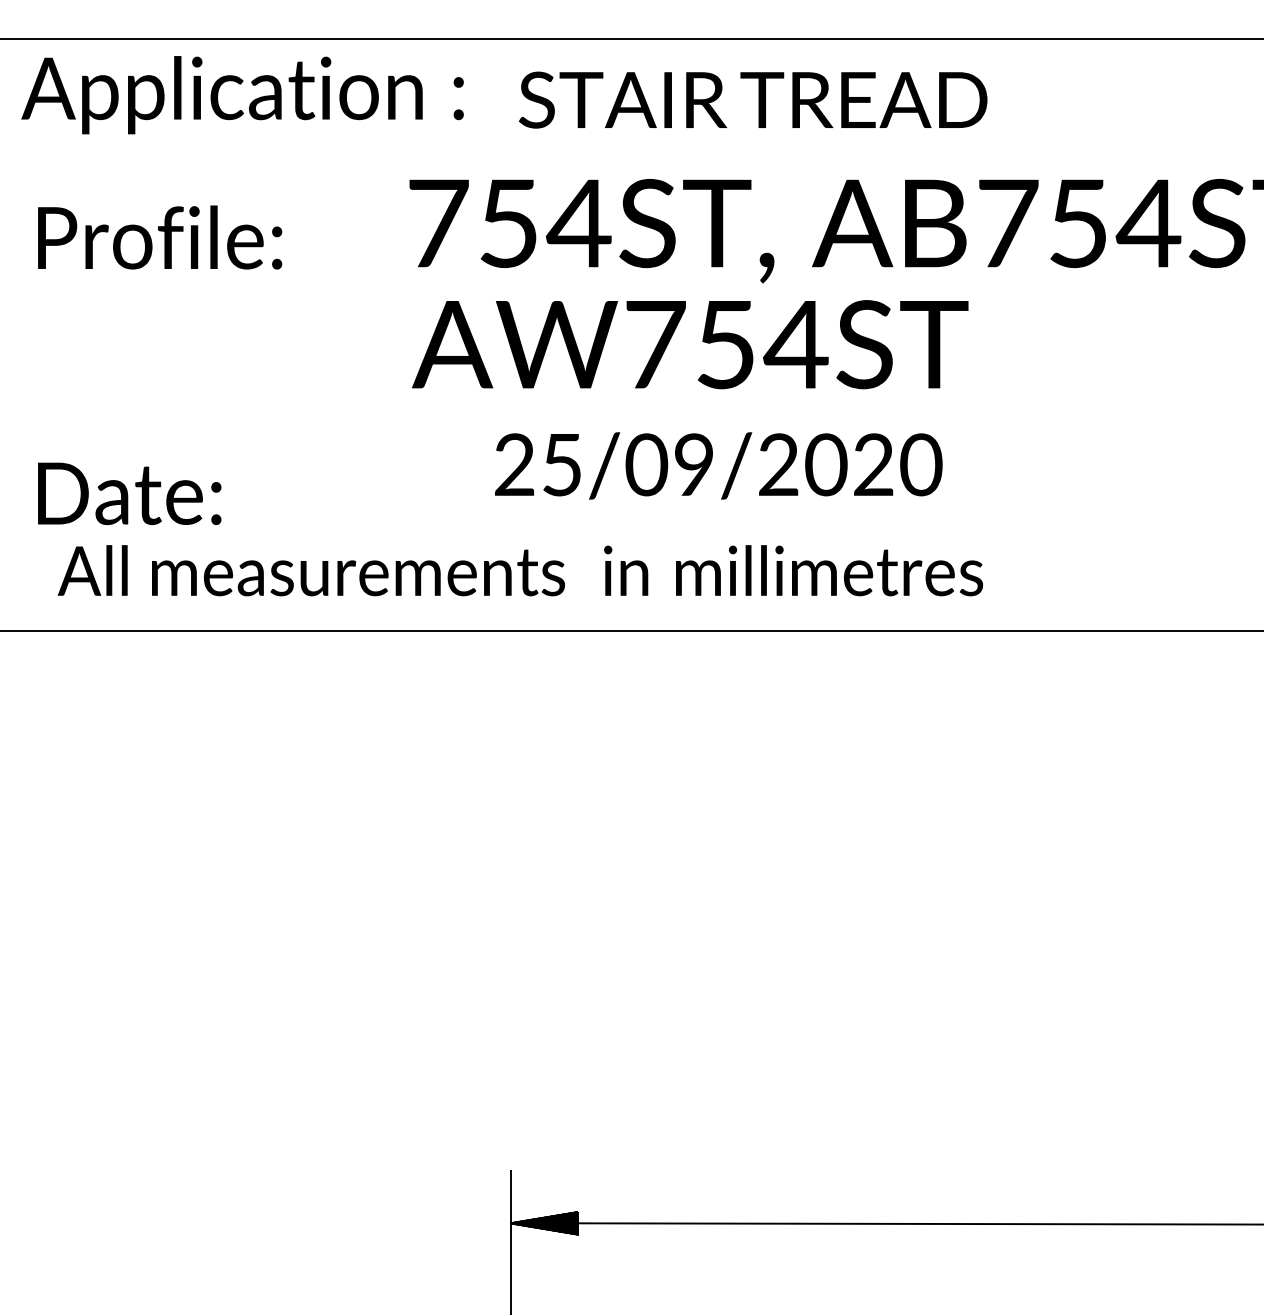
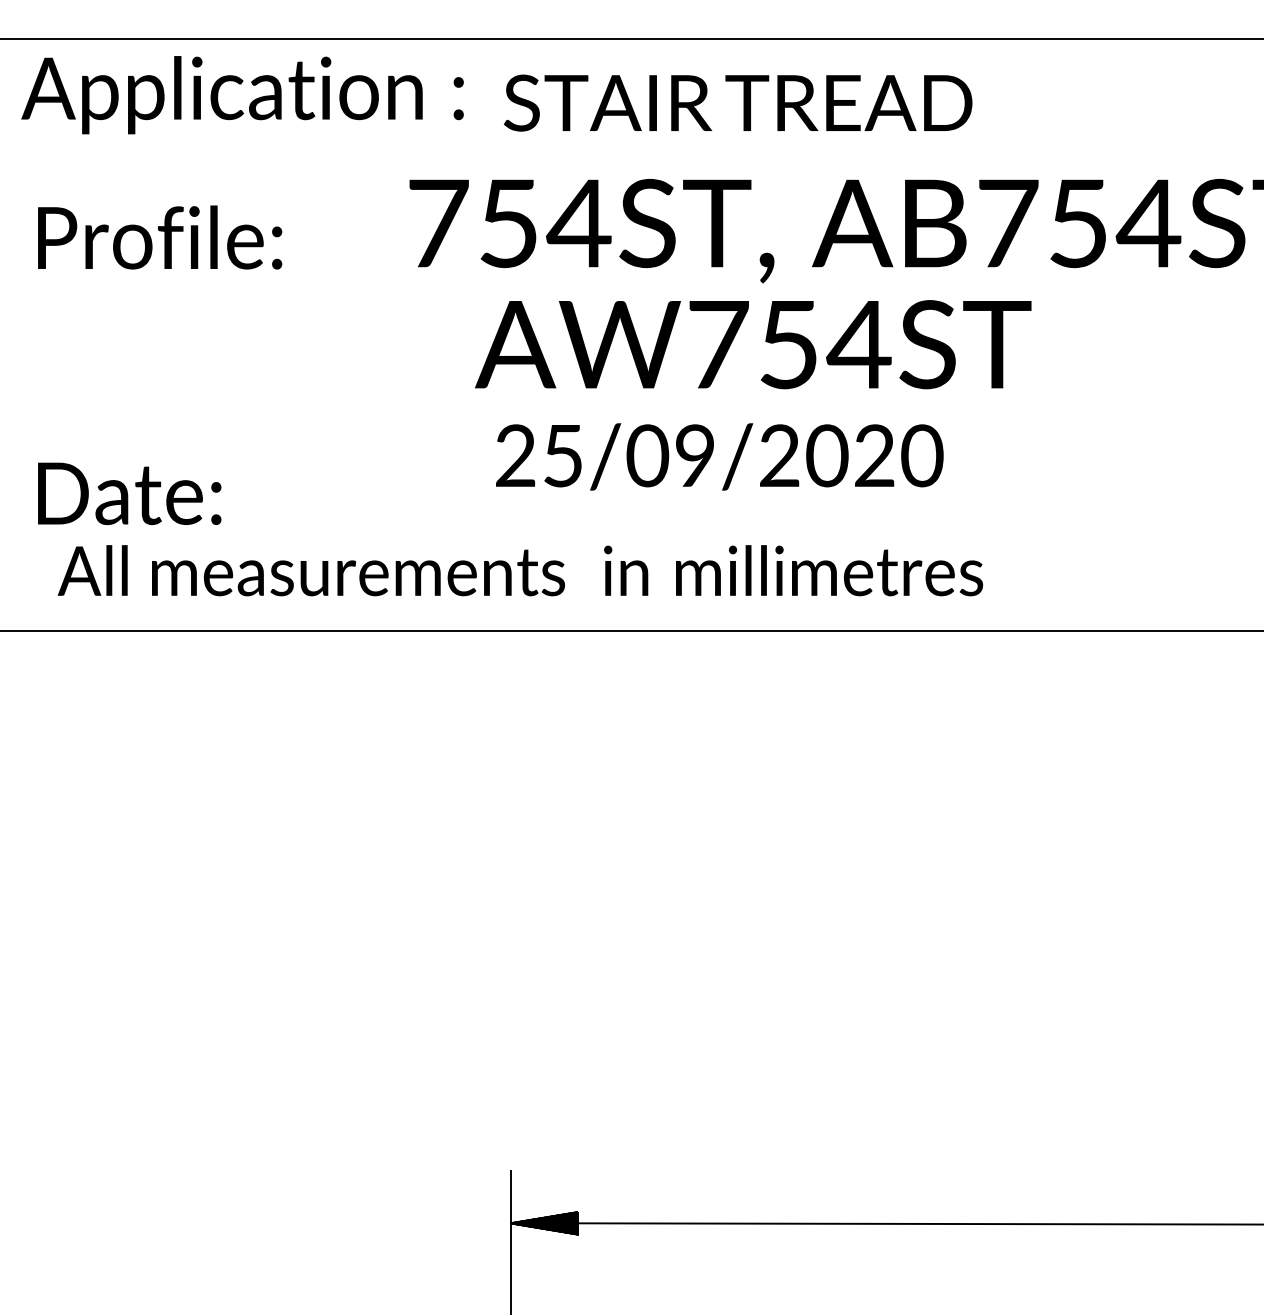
text position: (753, 99) -> (738, 102) (738, 102)
text position: (690, 344) -> (753, 344) (753, 344)
text position: (718, 465) -> (719, 456) (719, 456)
